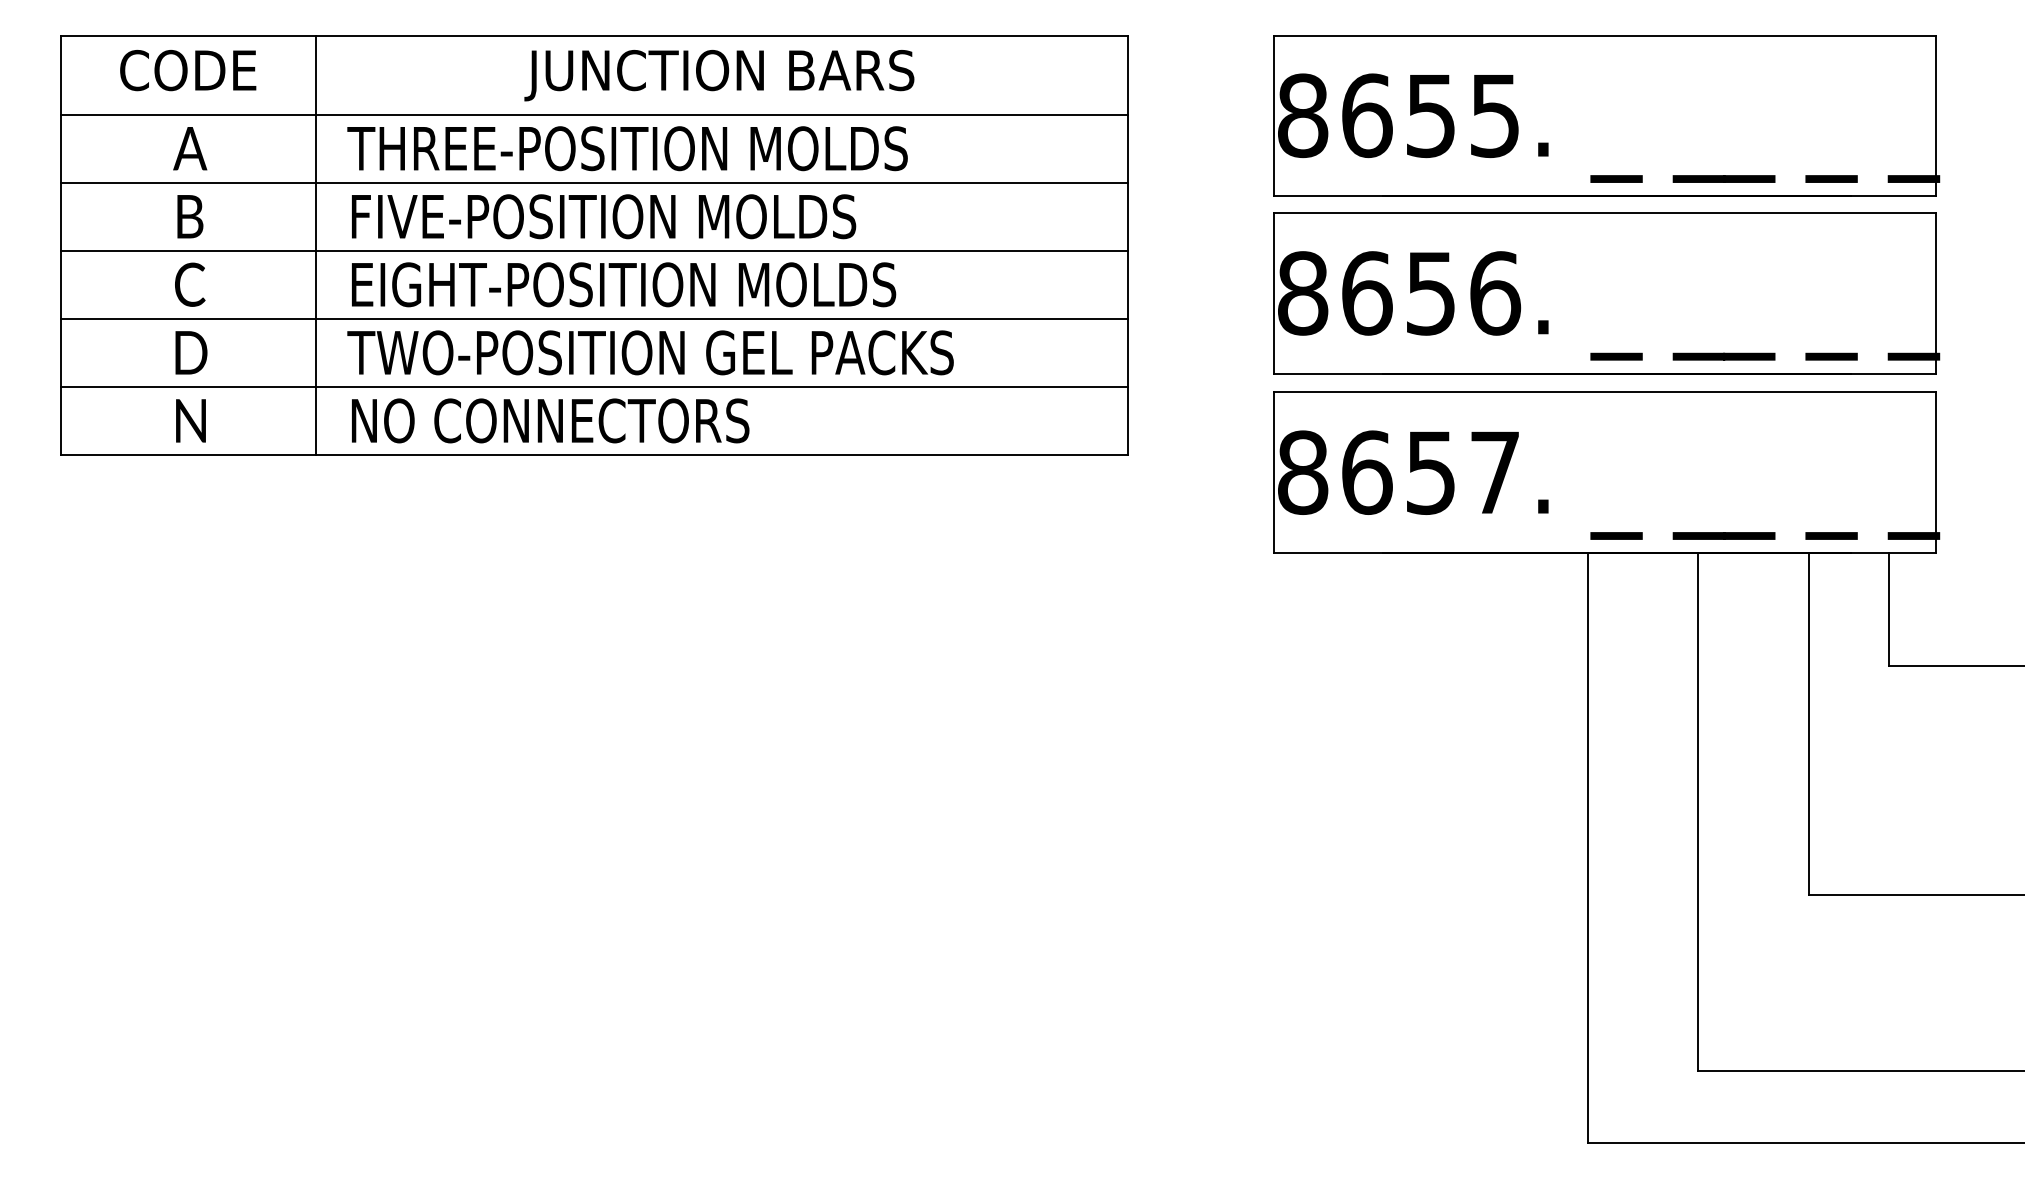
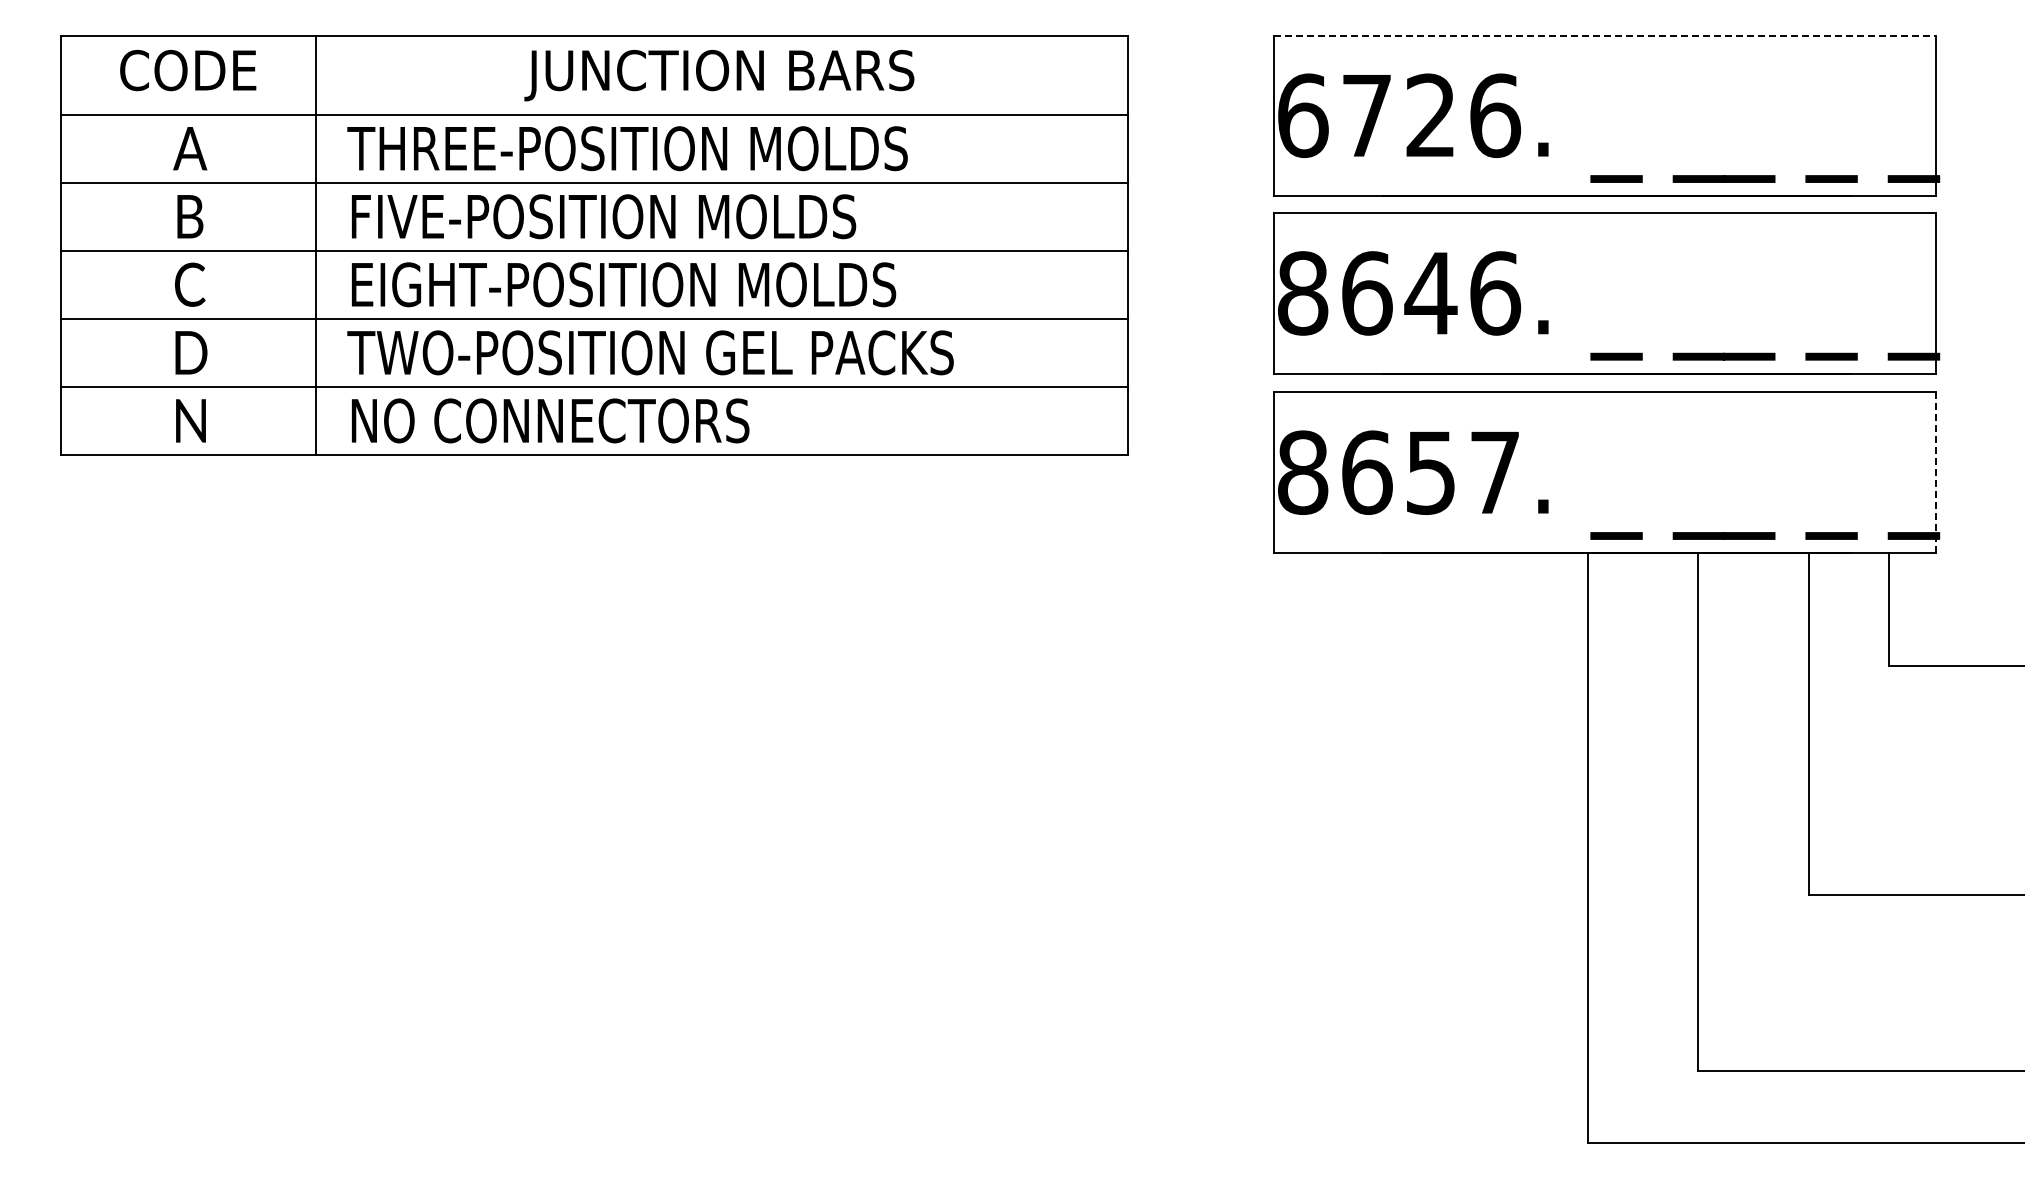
line: solid -> dashed (1605, 35)
text: 8655. -> 6726. (1399, 115)
text: 8656. -> 8646. (1430, 293)
line: solid -> dashed (1936, 473)
